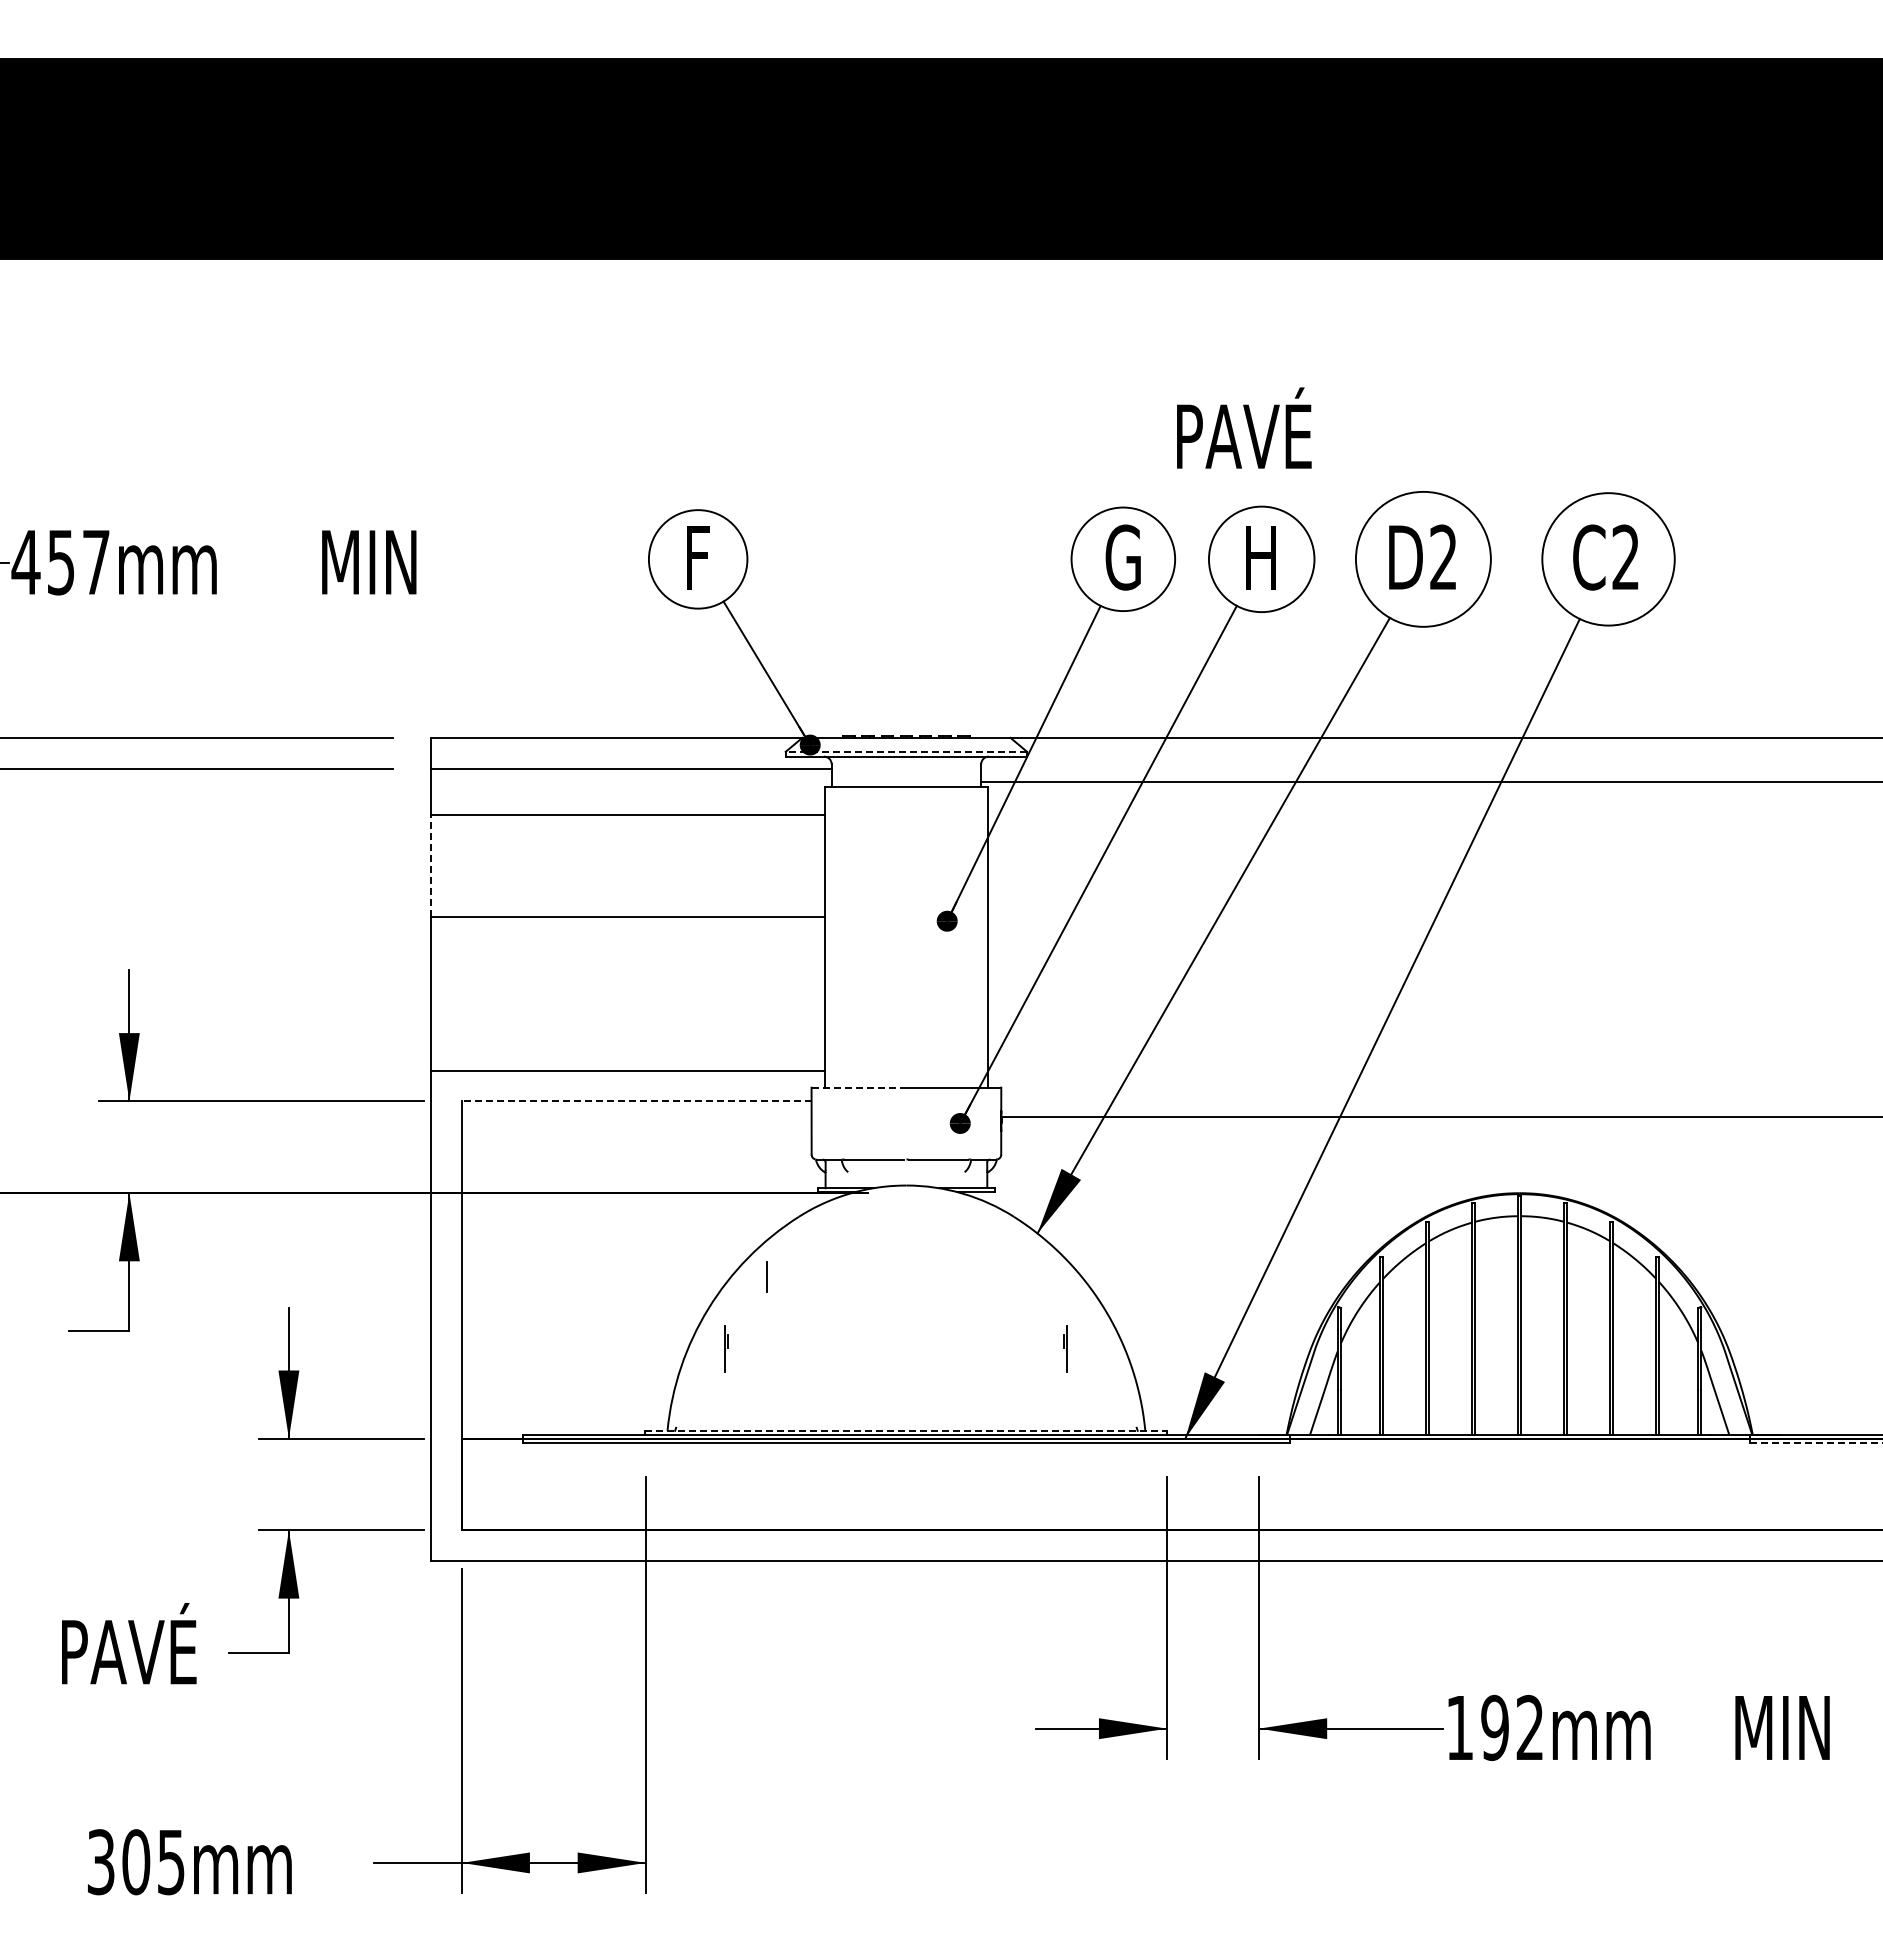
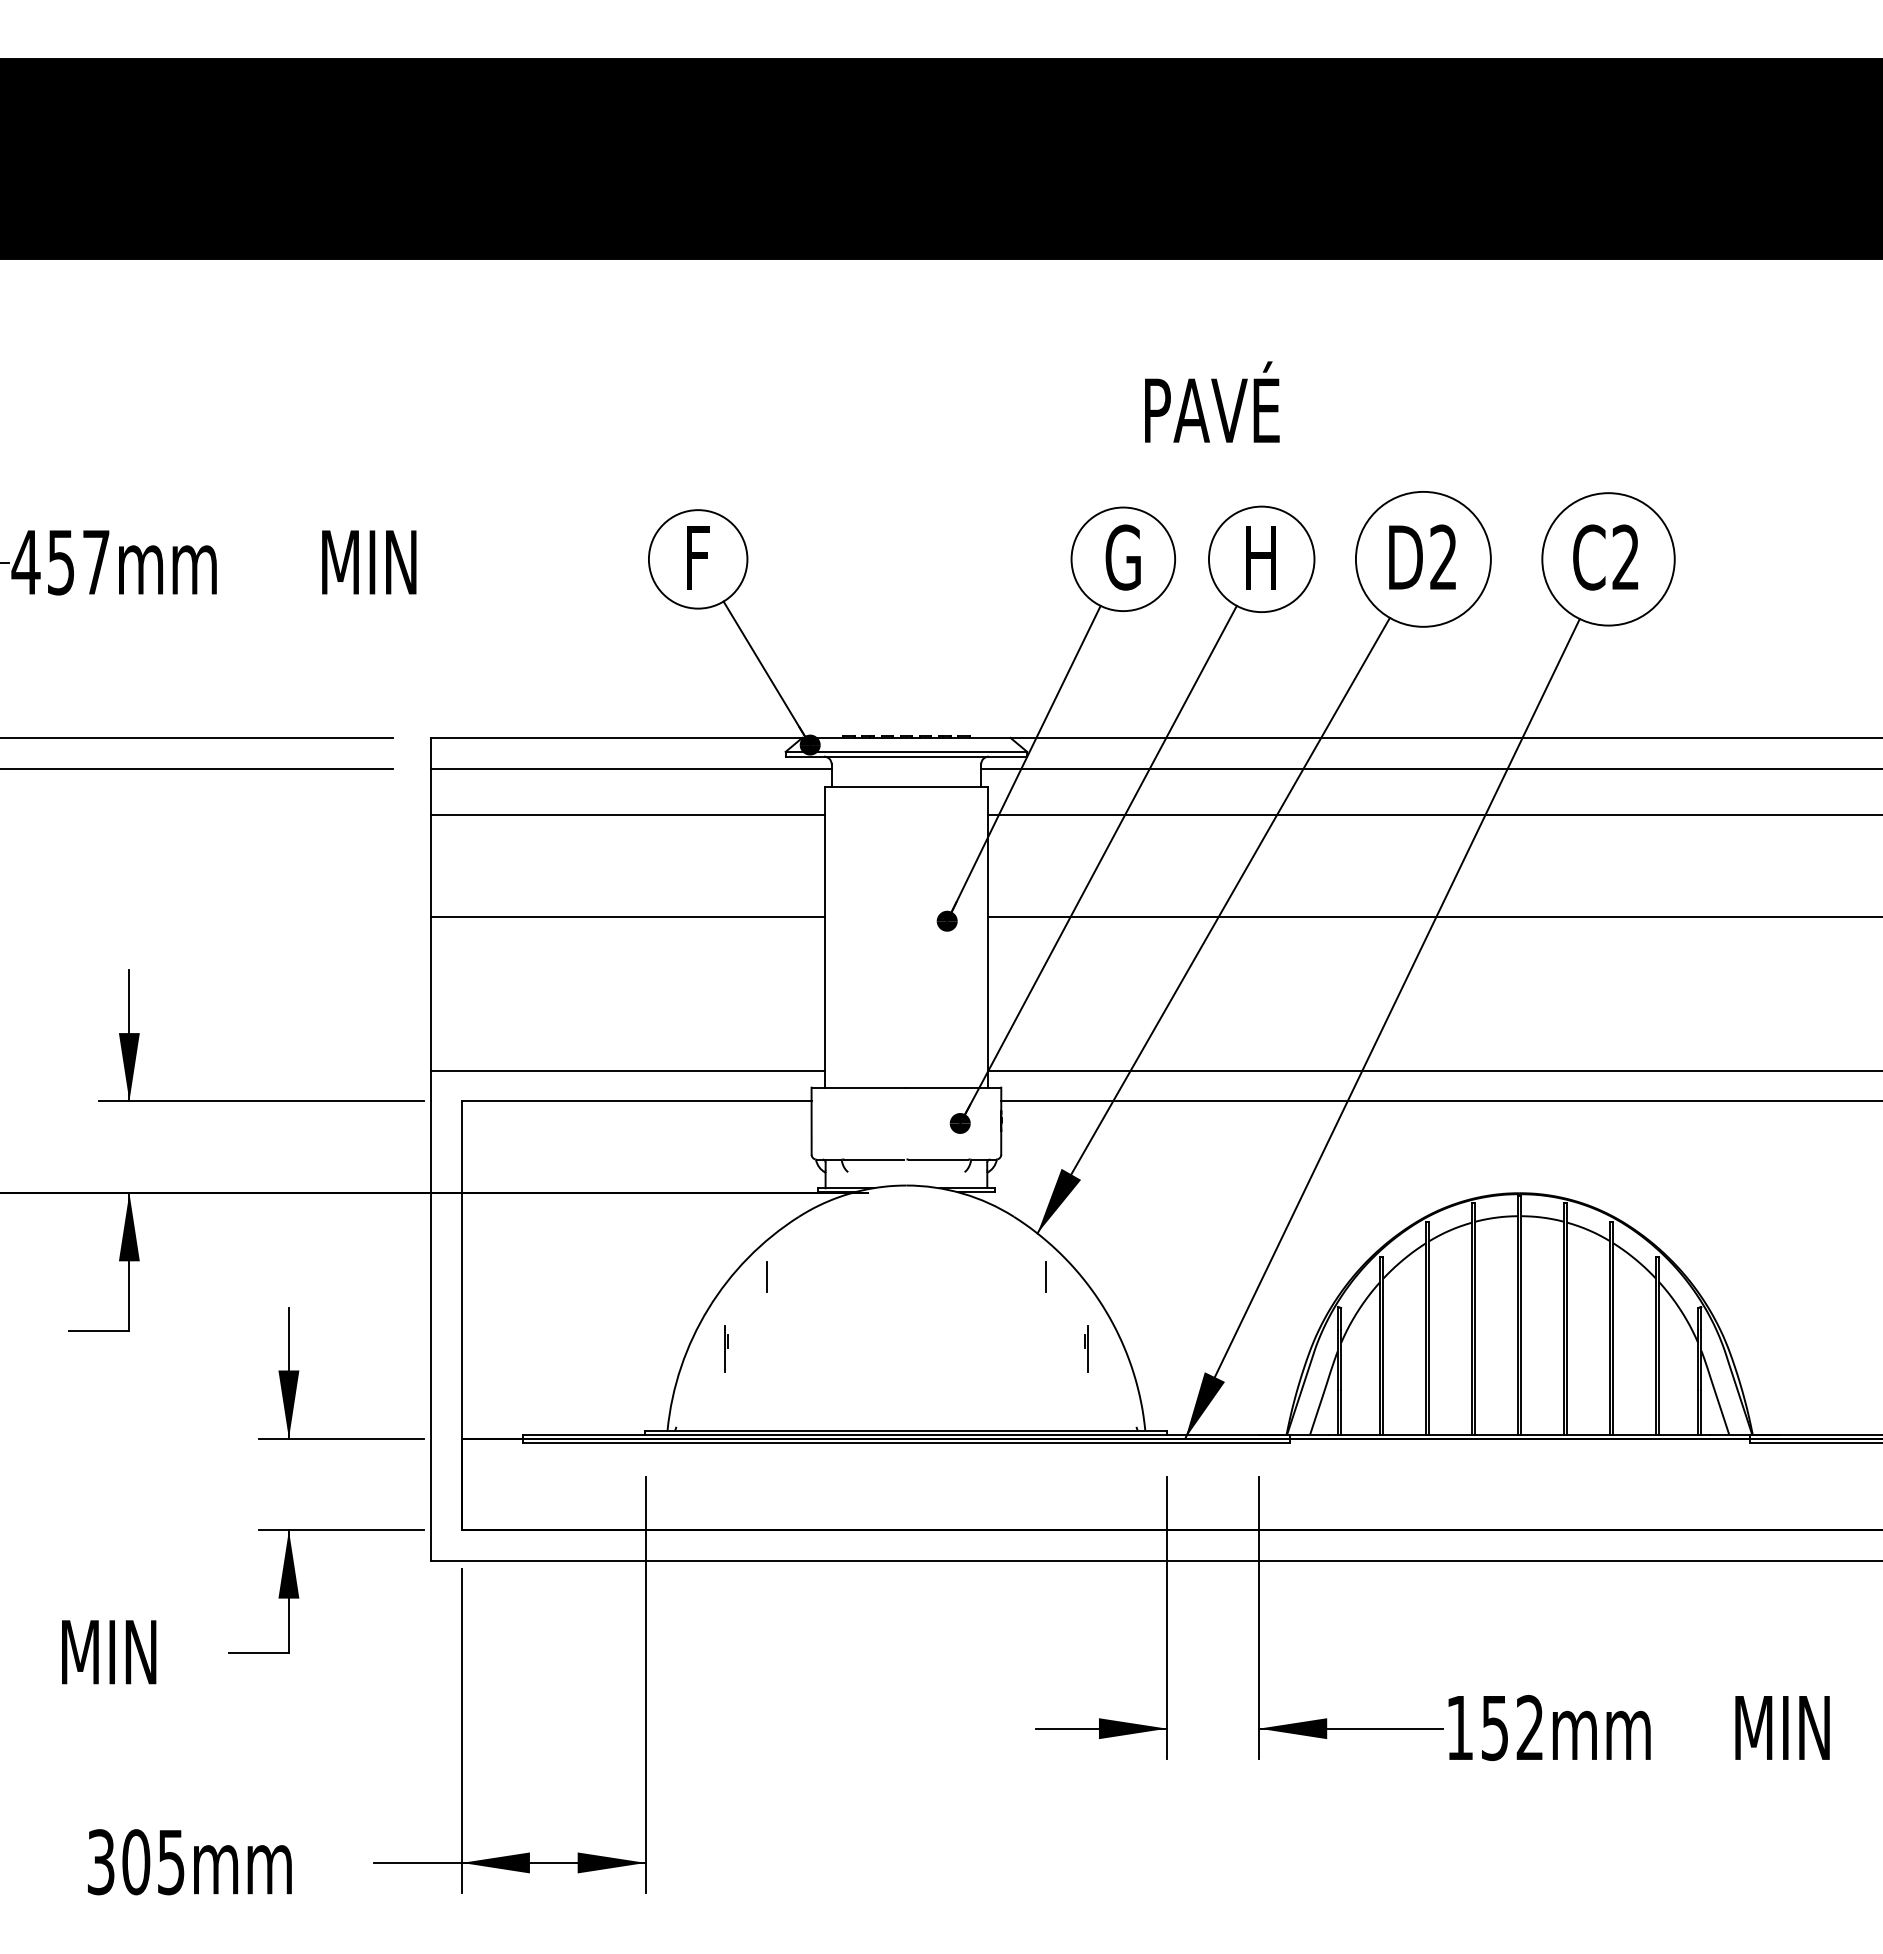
text position: (1244, 427) -> (1212, 401) (1212, 401)
line: dashed -> solid (906, 751)
line position: (1430, 781) -> (1430, 768) (1430, 768)
line: none -> present (1433, 814)
line: dashed -> solid (431, 865)
line: none -> present (1433, 917)
line: none -> present (1433, 1070)
line: dashed -> solid (859, 1087)
line: dashed -> solid (636, 1101)
line position: (1440, 1117) -> (1440, 1101) (1440, 1101)
line: none -> present (1045, 1276)
part position: (1065, 1348) -> (1086, 1348) (1086, 1348)
line: dashed -> solid (906, 1430)
line: dashed -> solid (1816, 1443)
text: PAVÉ -> MIN (131, 1643)
text: 192mm -> 152mm (1494, 1727)
